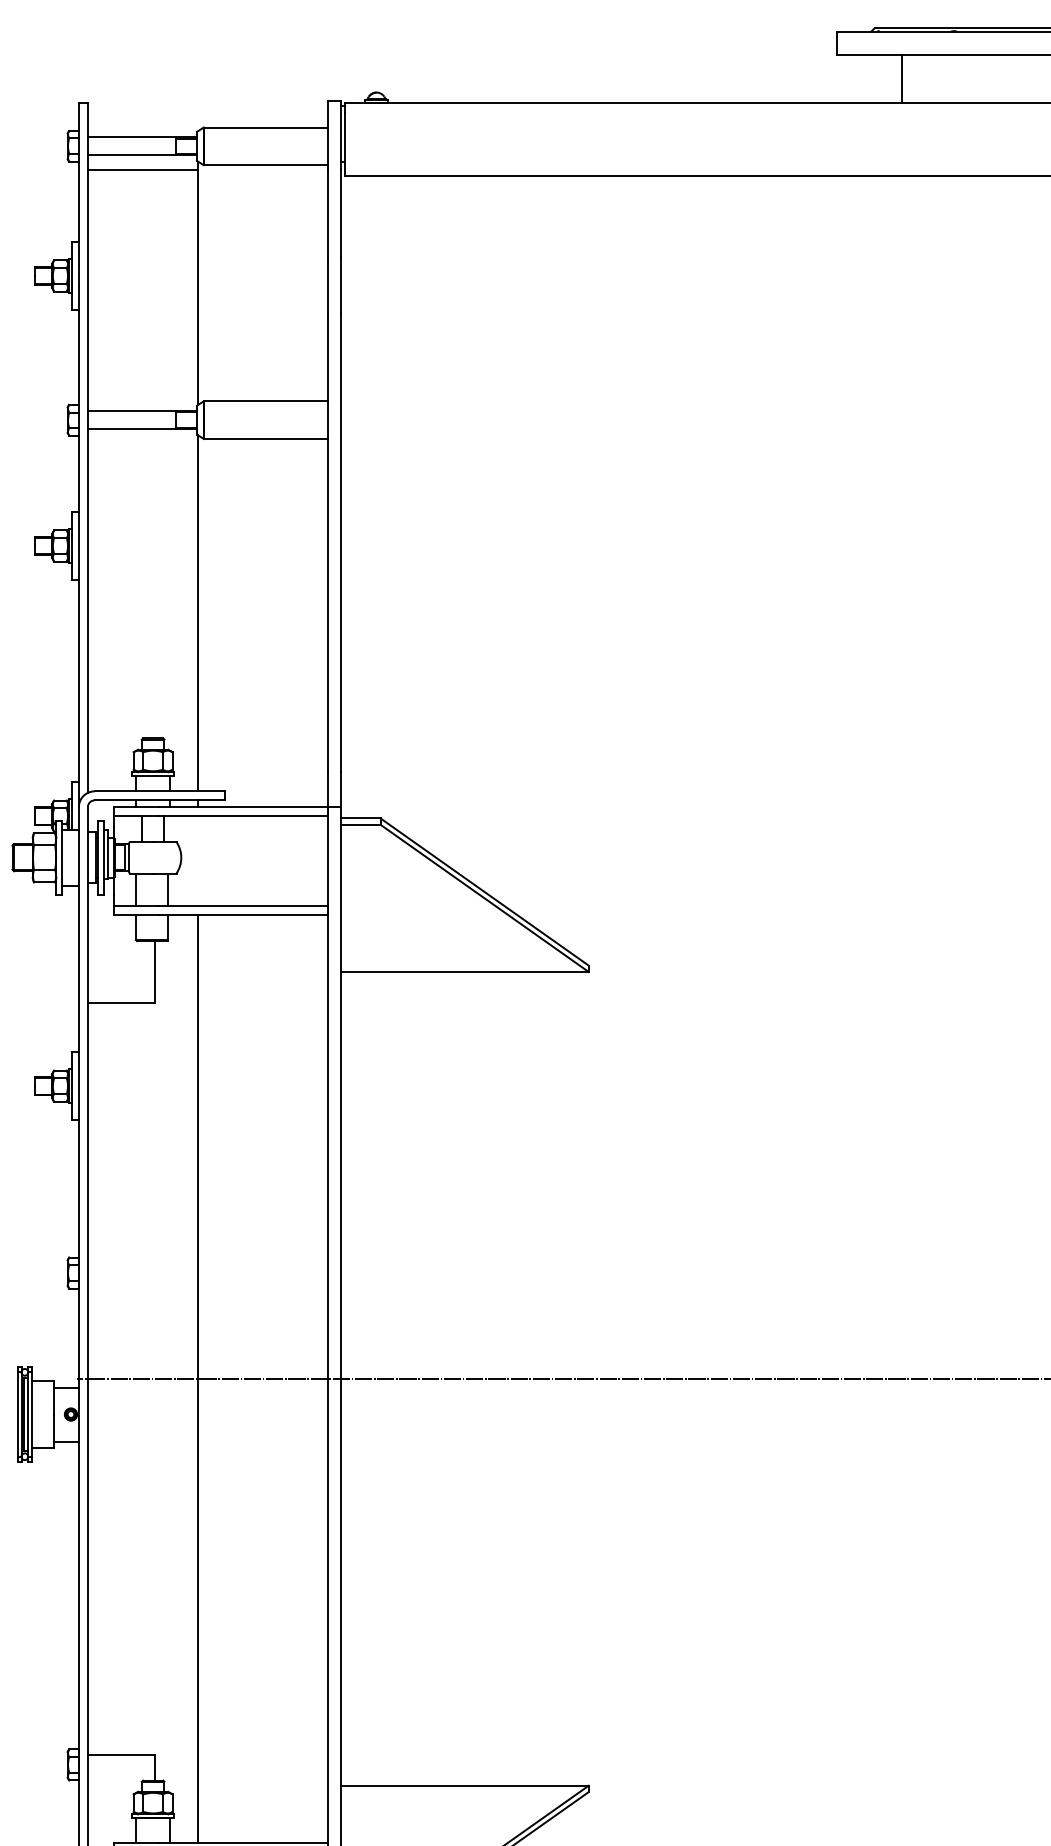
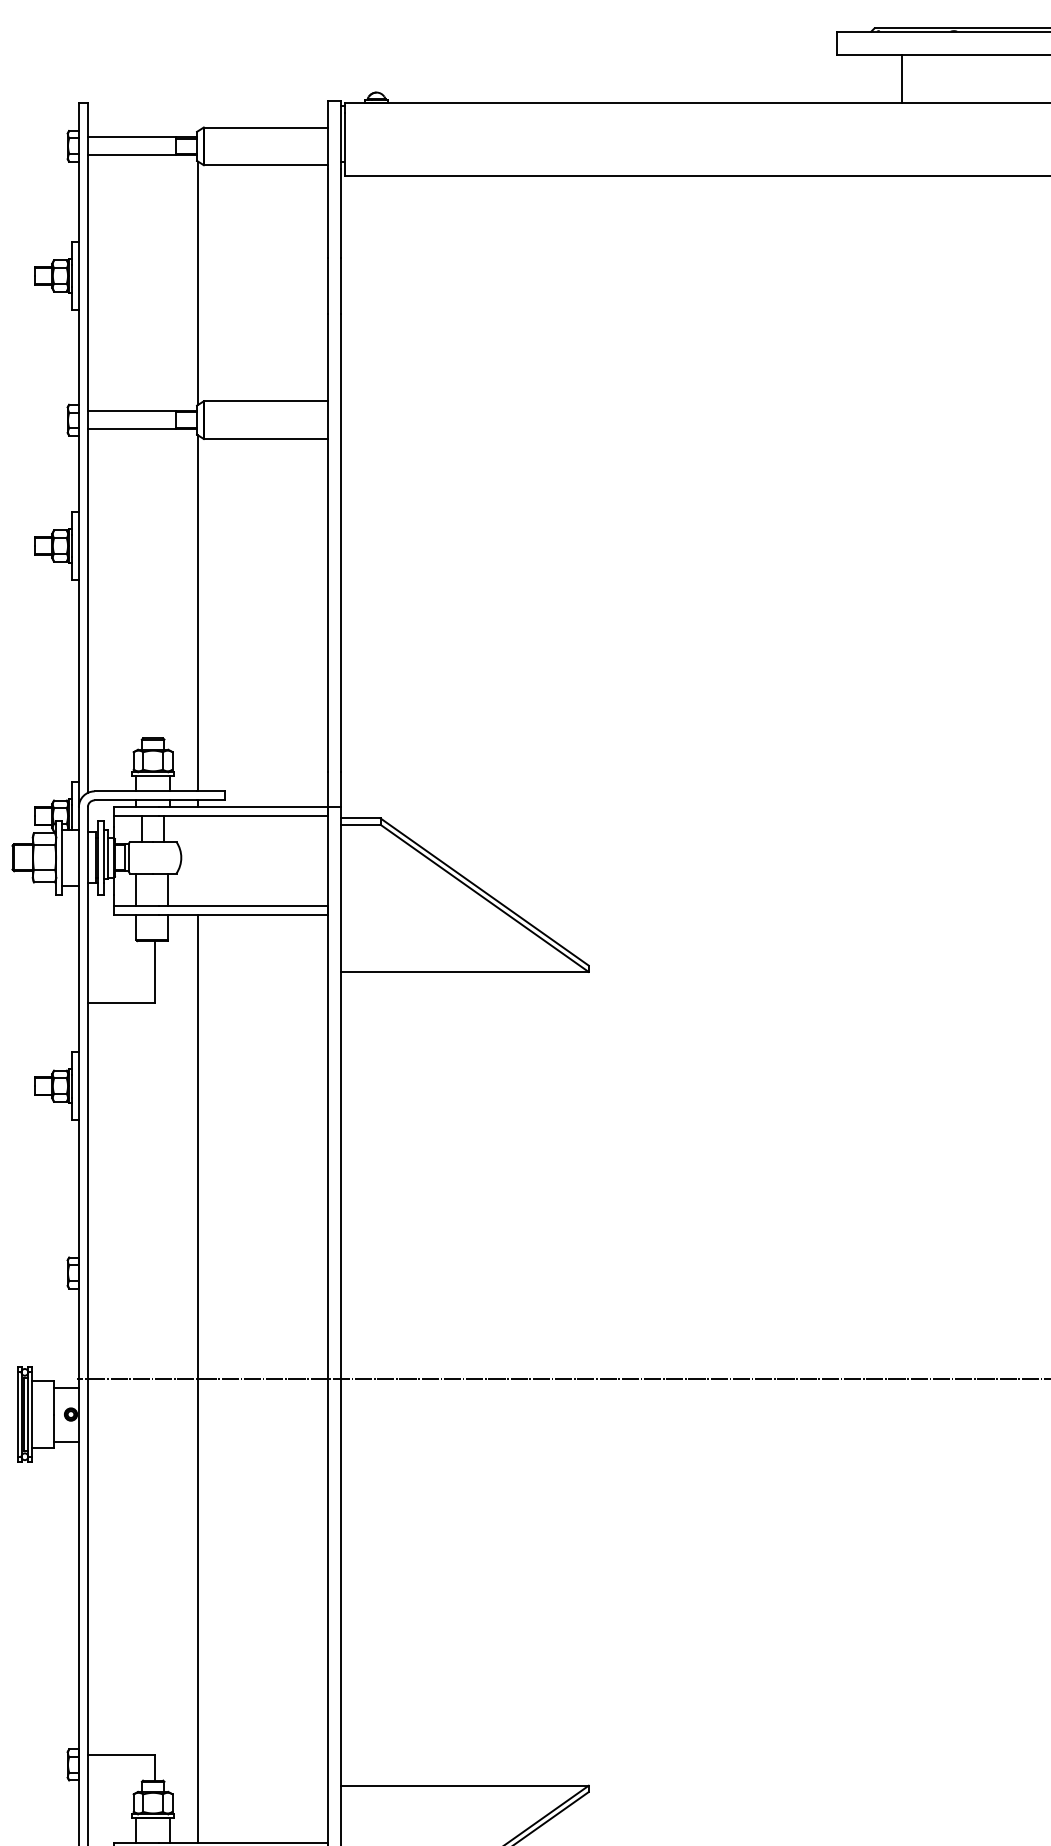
line: present -> none (142, 170)
